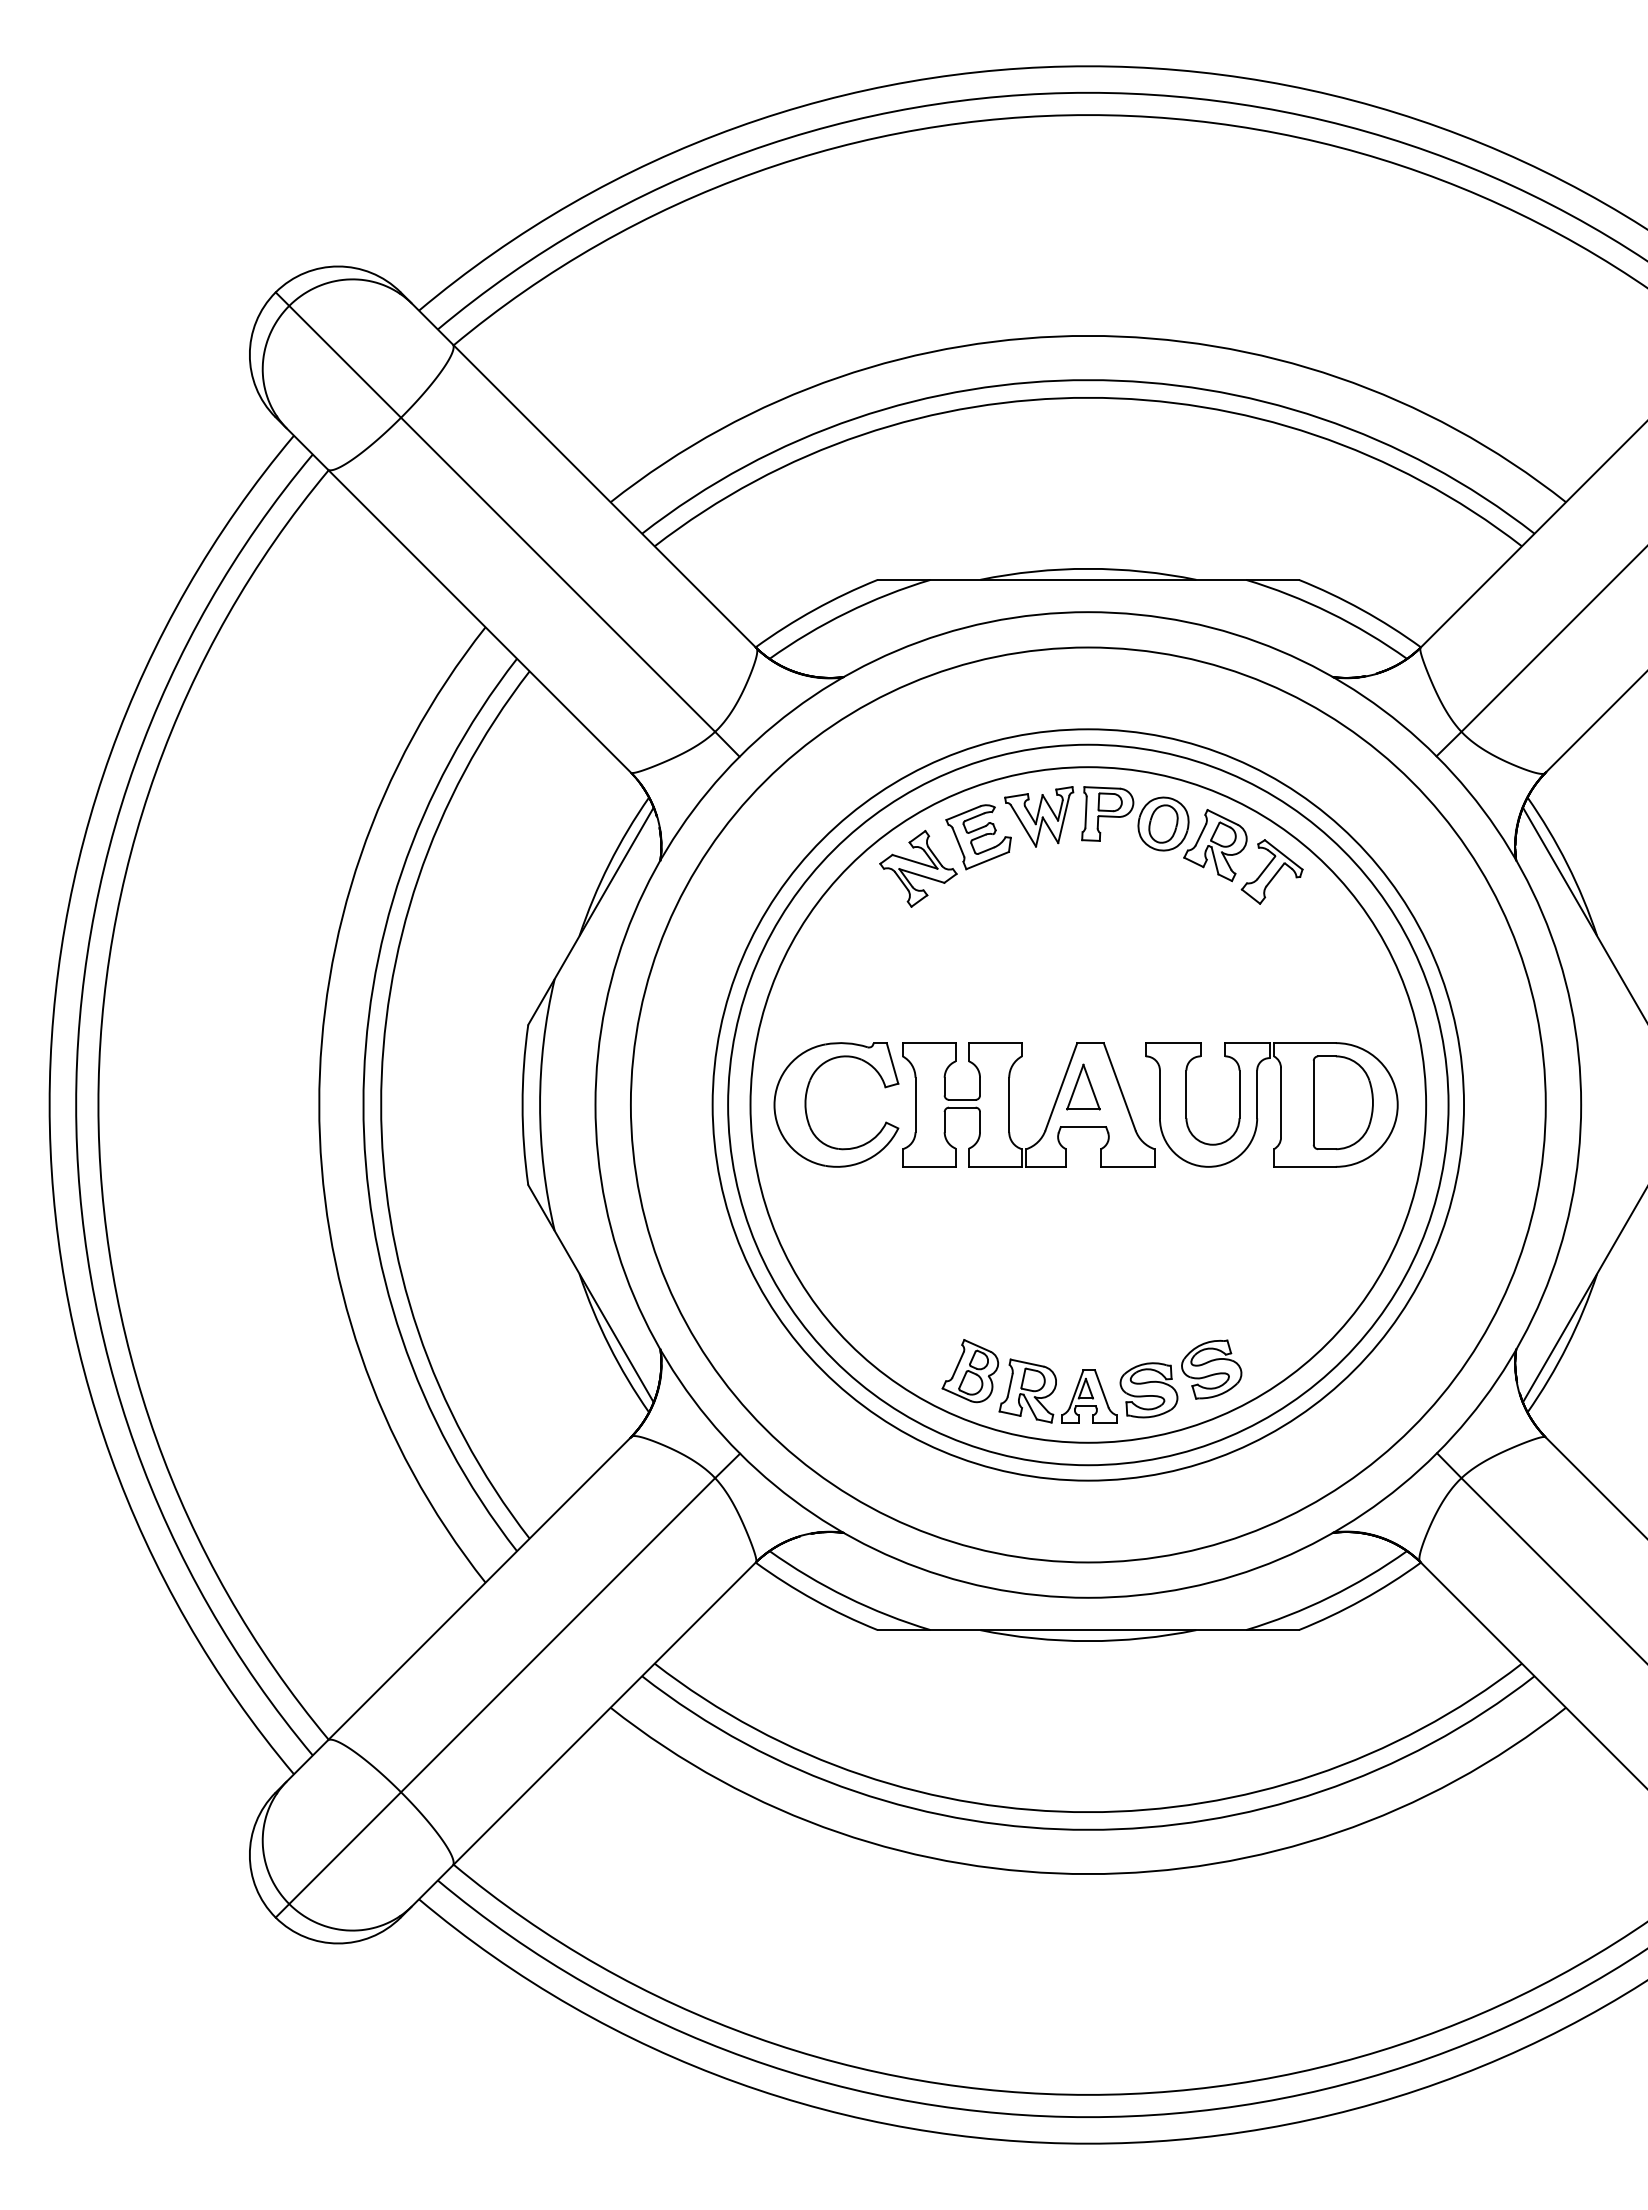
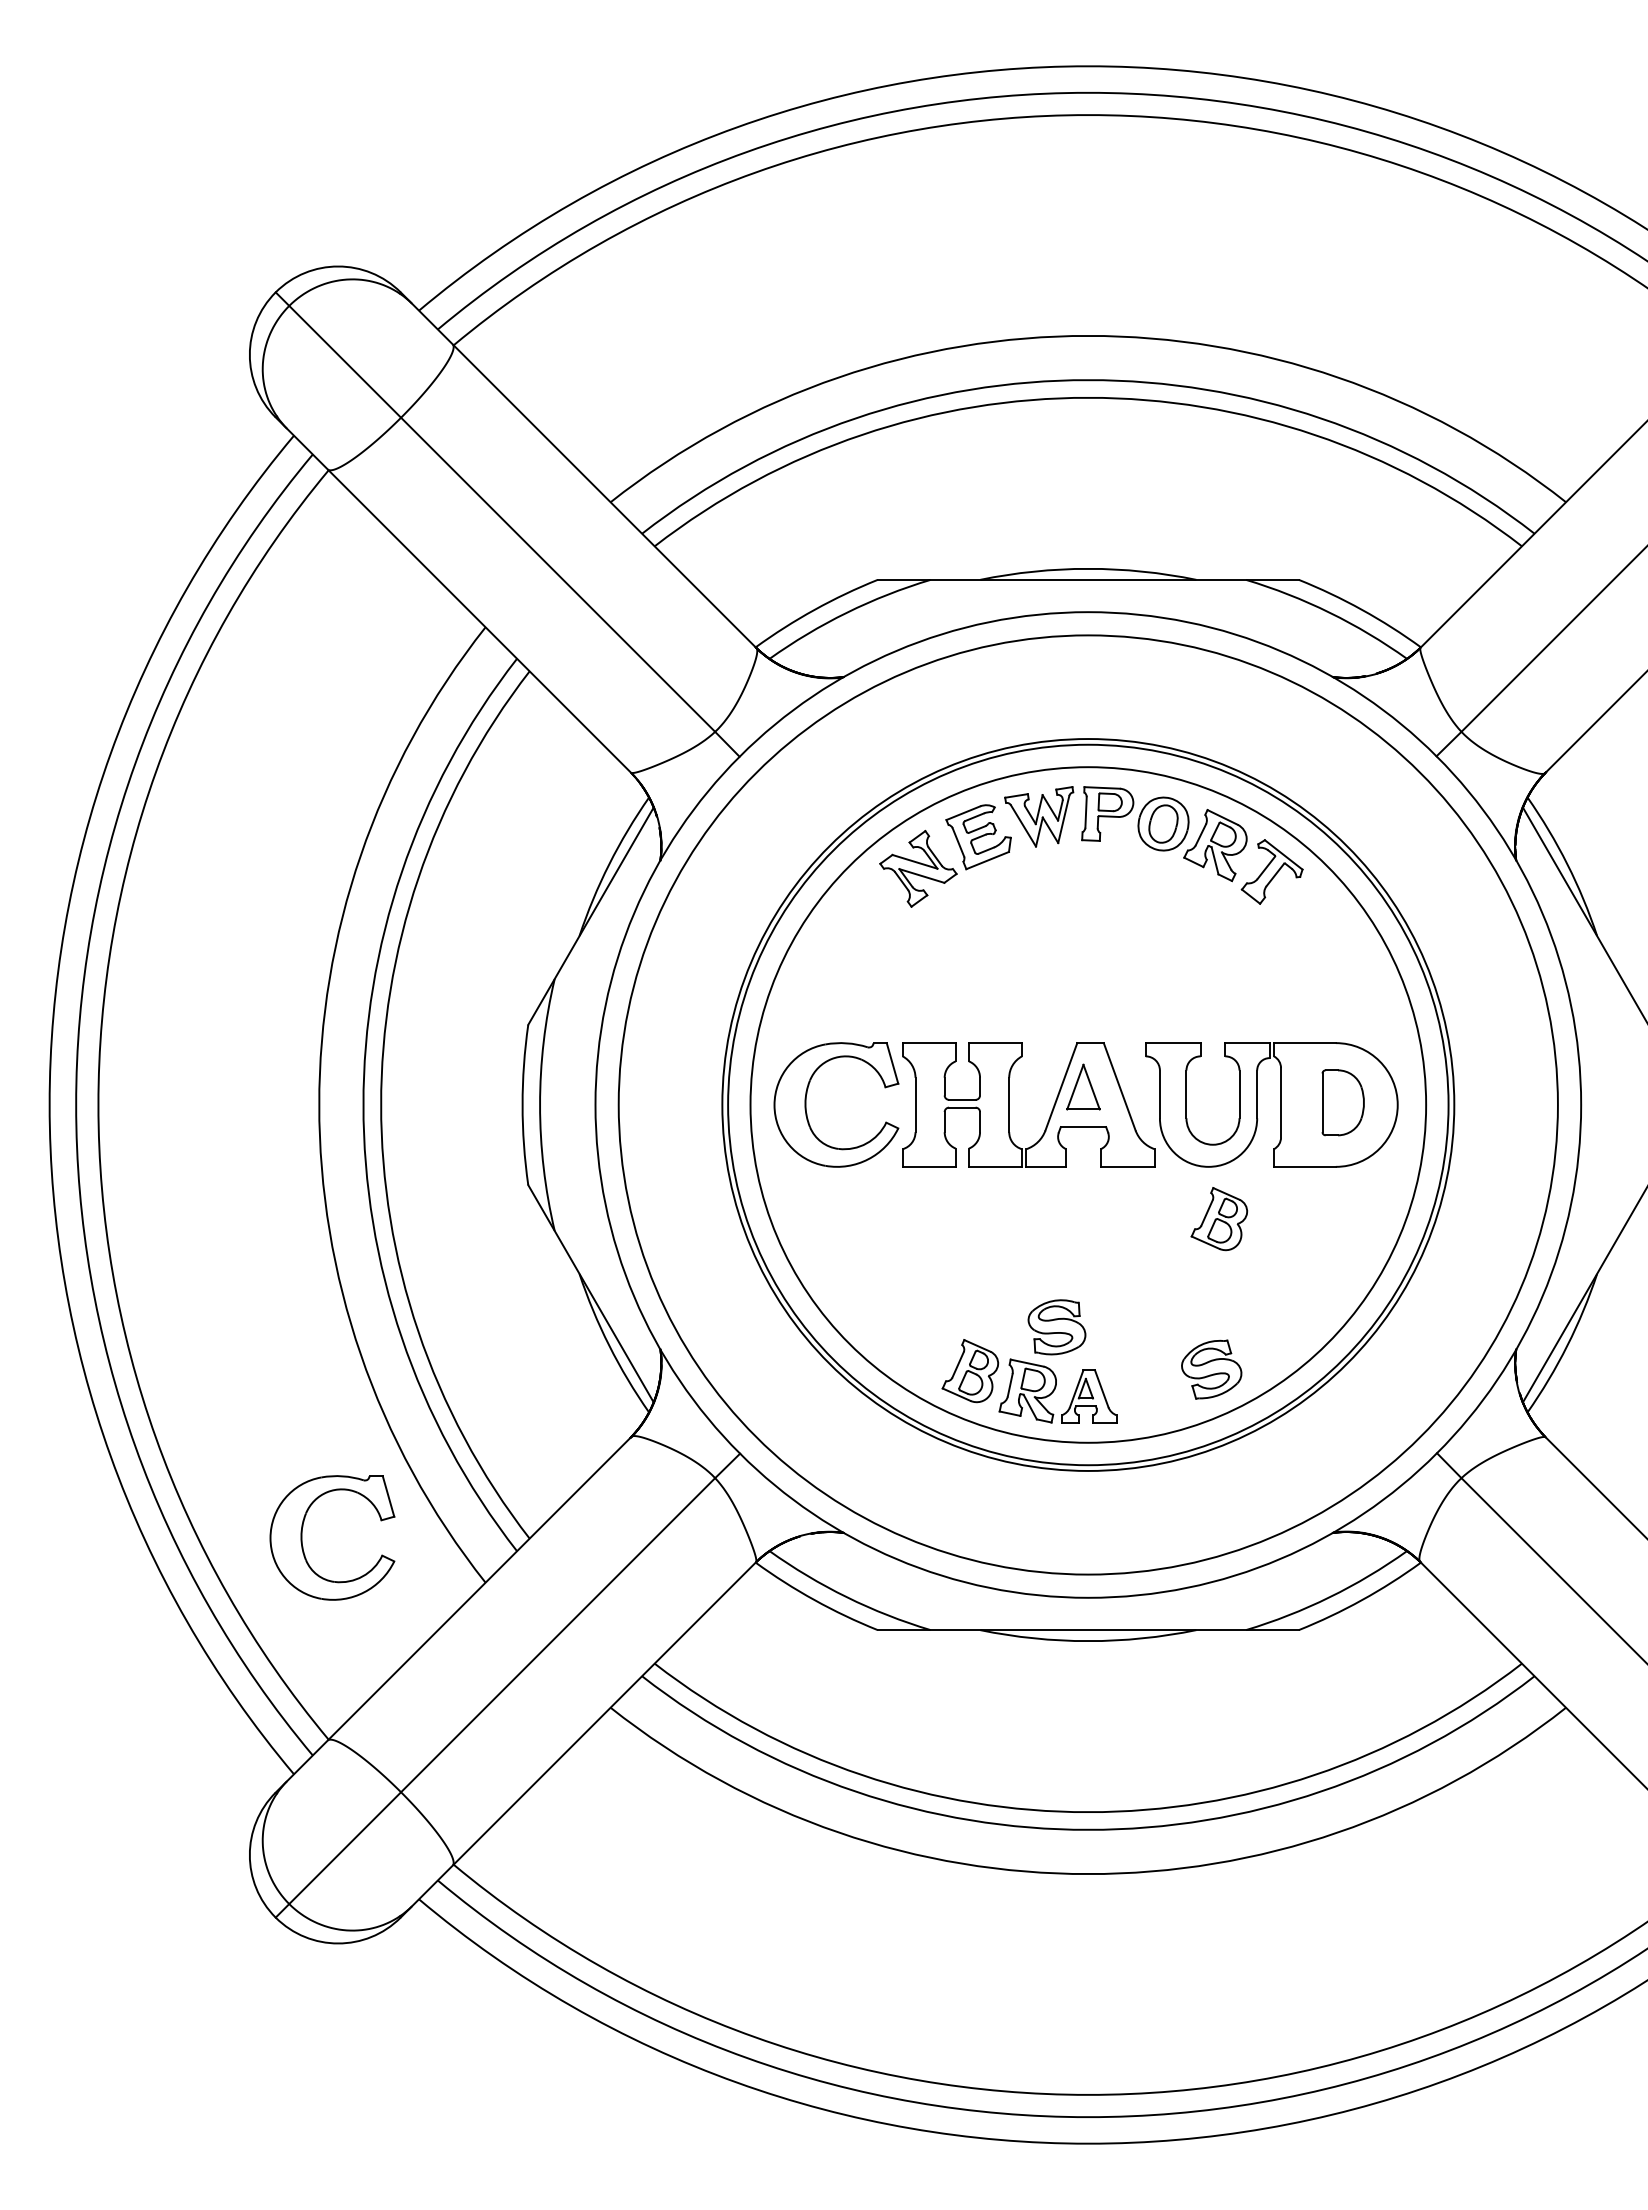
part size: 62x96 px -> 44x68 px (1342, 1102)
circle diameter: 915 px -> 732 px (1088, 1104)
circle diameter: 751 px -> 939 px (1087, 1104)
part: none -> present (1219, 1219)
part position: (1148, 1390) -> (1056, 1327) (1056, 1327)
part: none -> present (302, 1537)
